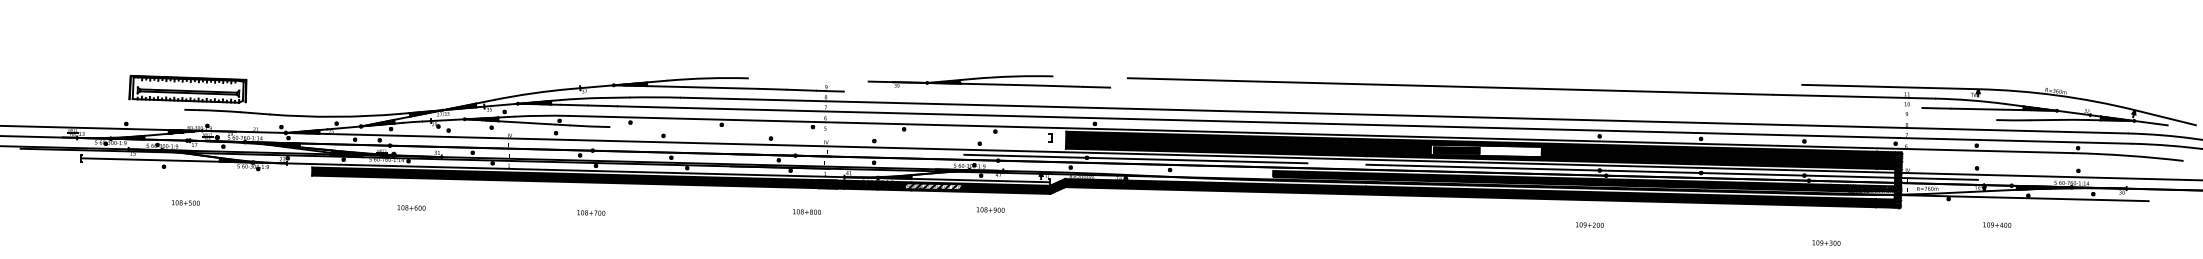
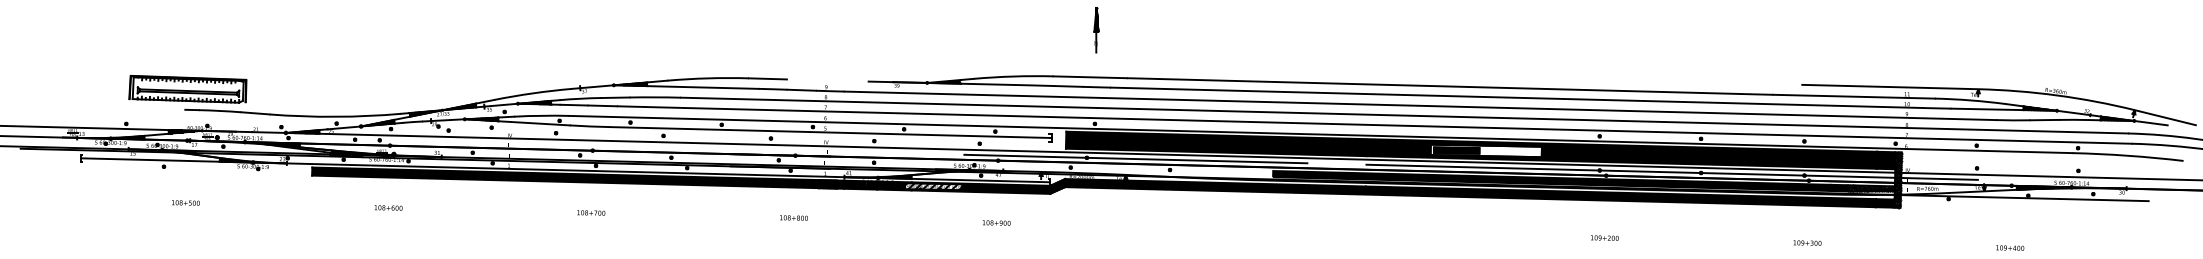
part: none -> present (1096, 30)
line: none -> present (1089, 77)
line: none -> present (767, 78)
line: none -> present (1516, 97)
line: none -> present (1420, 105)
line: none -> present (830, 132)
text position: (411, 207) -> (388, 207) (388, 207)
text position: (990, 209) -> (996, 222) (996, 222)
text position: (806, 211) -> (793, 217) (793, 217)
text position: (1589, 224) -> (1604, 237) (1604, 237)
text position: (1997, 224) -> (2010, 247) (2010, 247)
text position: (1826, 242) -> (1807, 242) (1807, 242)
